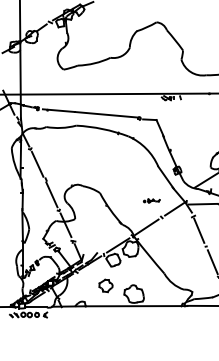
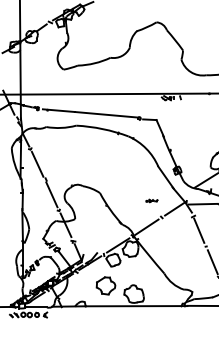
part size: 18x6 px -> 14x6 px (151, 200)
part size: 16x16 px -> 22x20 px (105, 285)
